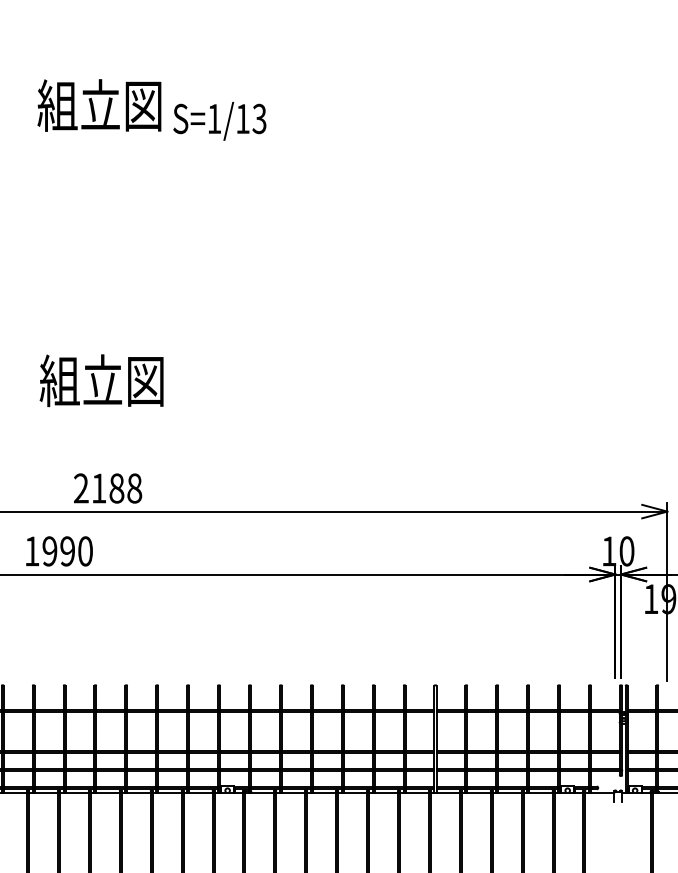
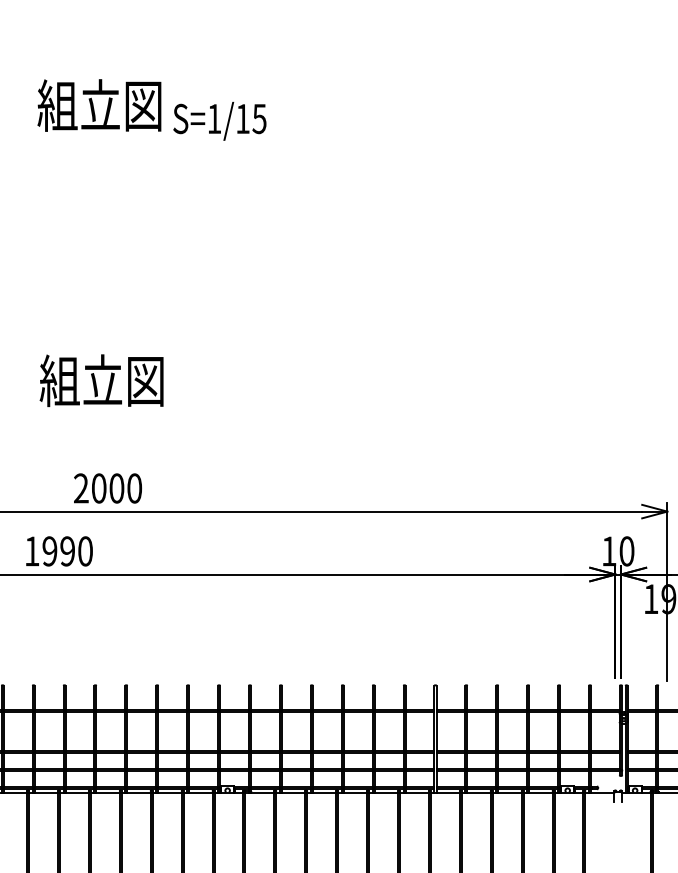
text: S=1/13 -> S=1/15 (259, 118)
text: 2188 -> 2000 (117, 488)
